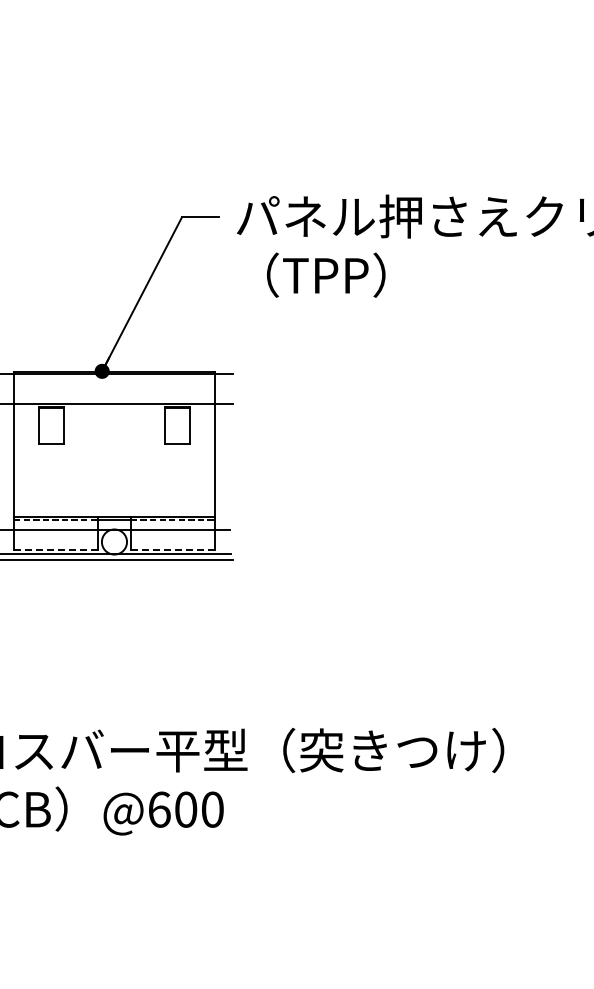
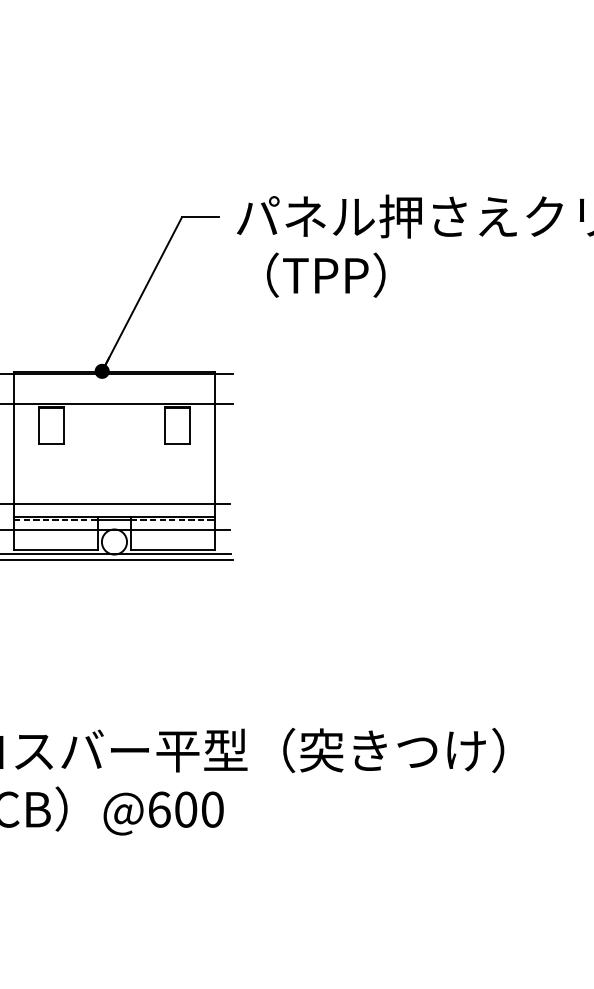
line: none -> present (115, 504)
line: dashed -> solid (56, 549)
line: dashed -> solid (173, 549)
